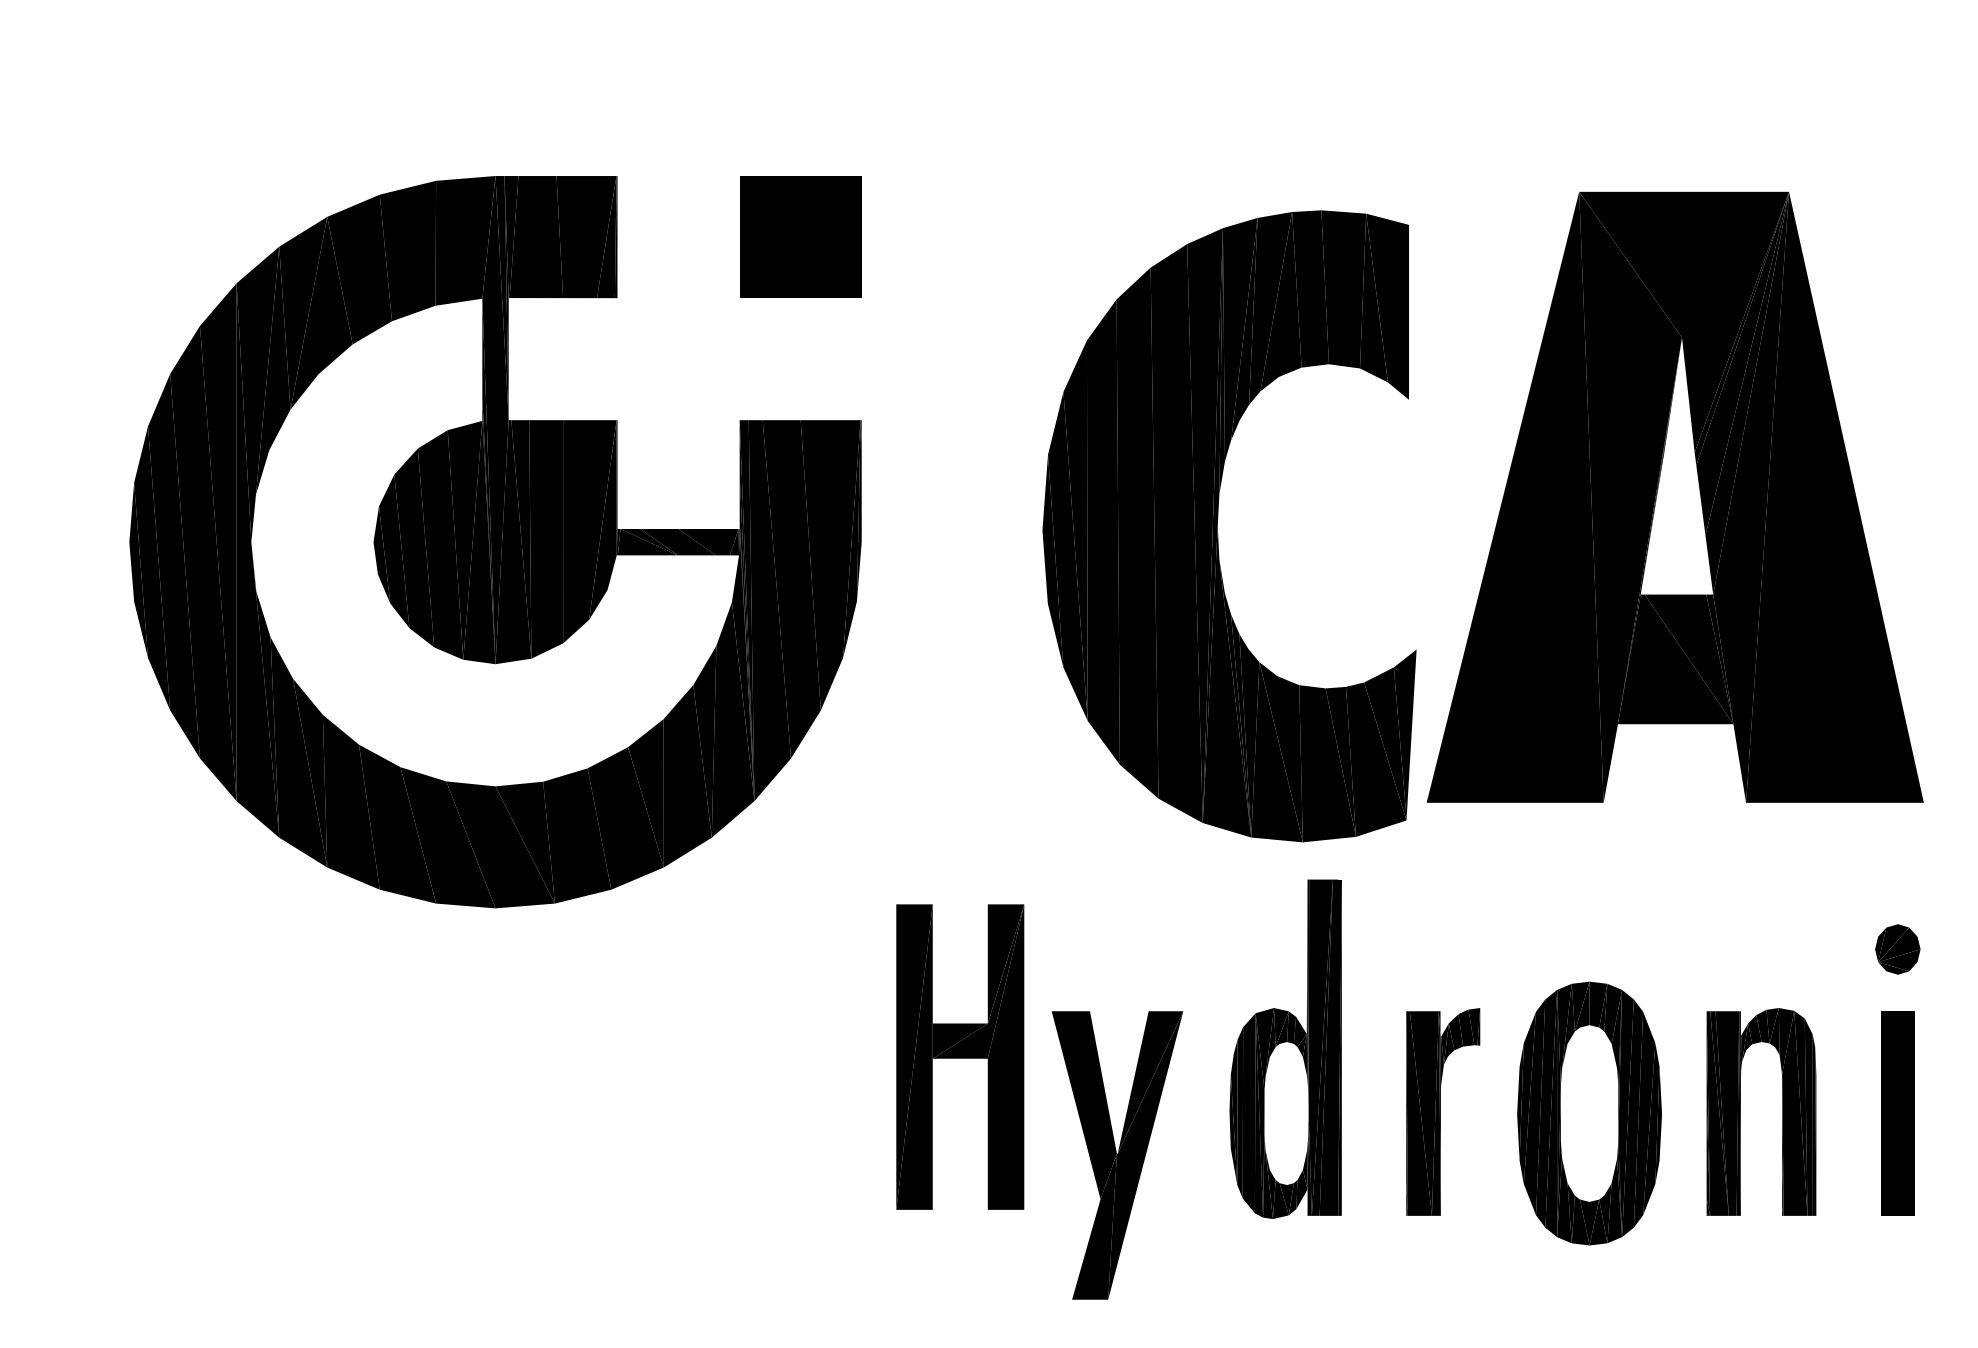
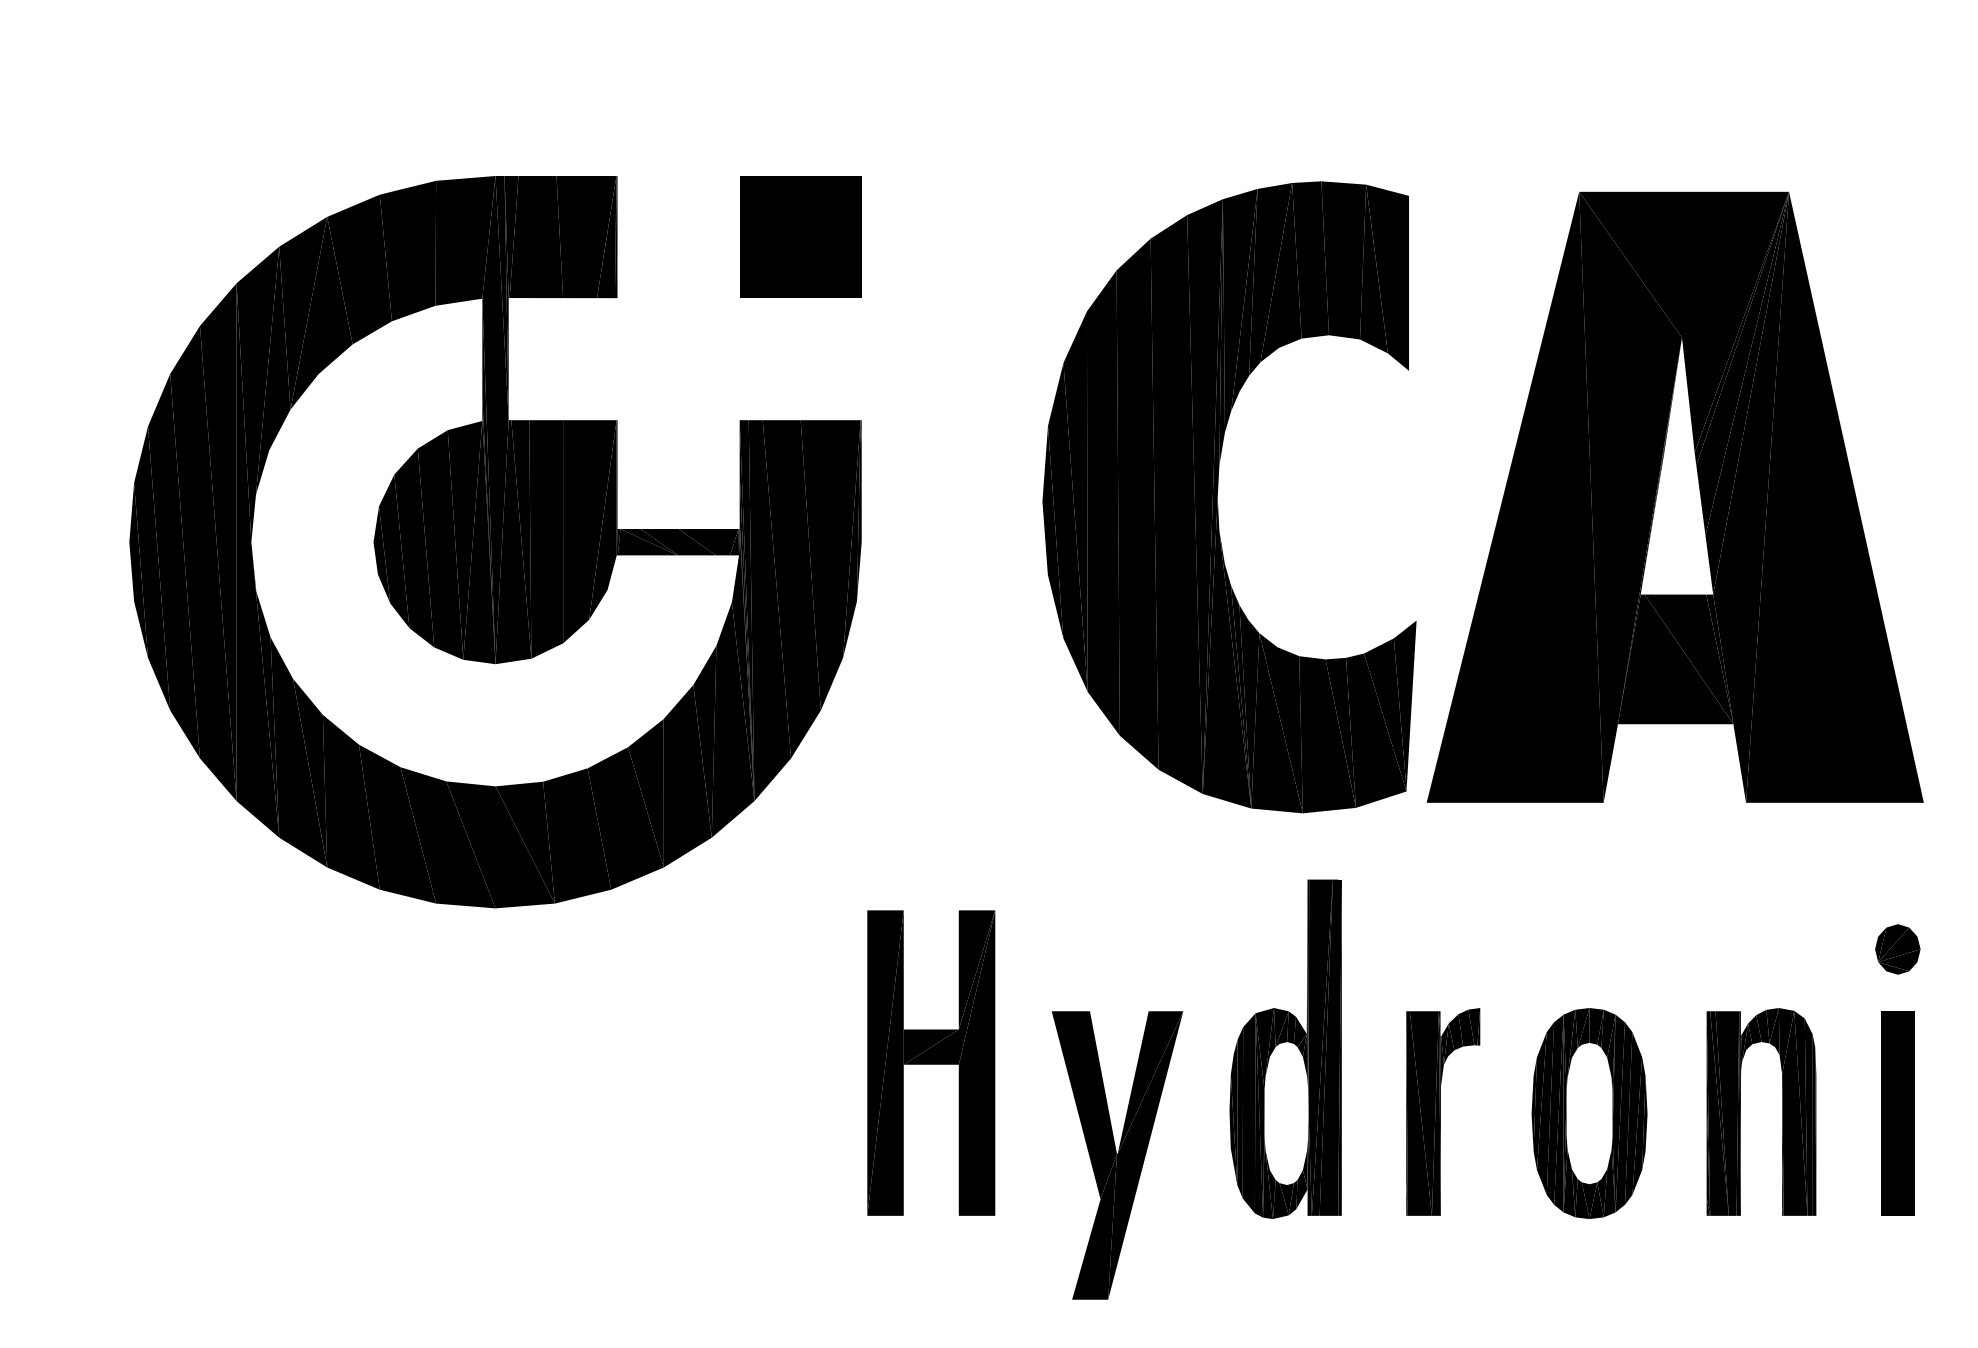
part position: (1217, 526) -> (1217, 497) (1217, 497)
part position: (960, 1056) -> (931, 1062) (931, 1062)
part size: 145x265 px -> 117x211 px (1589, 1113)
